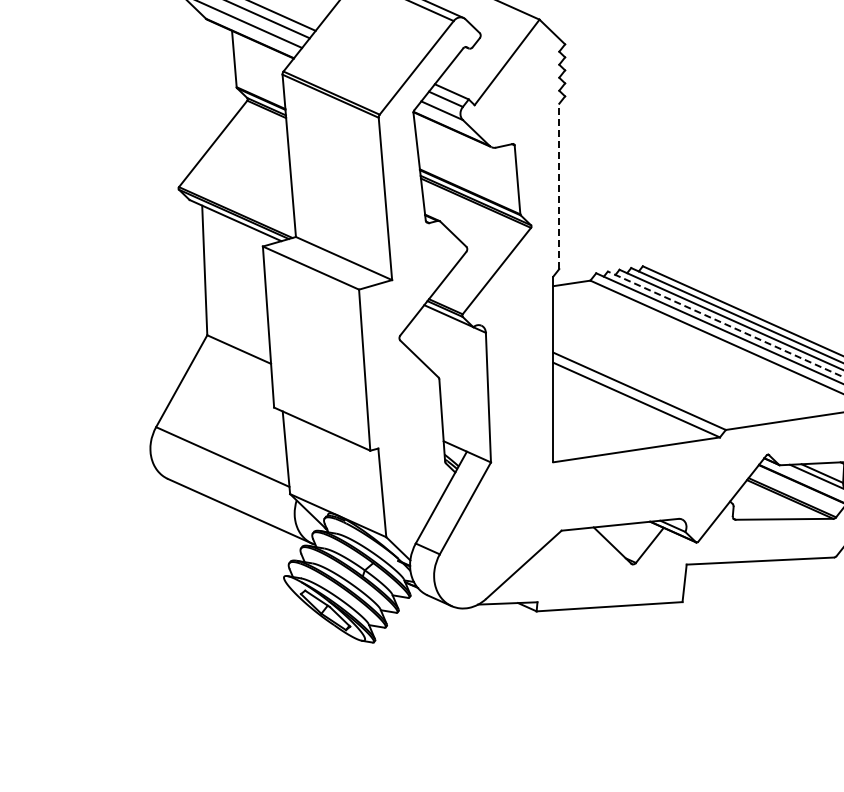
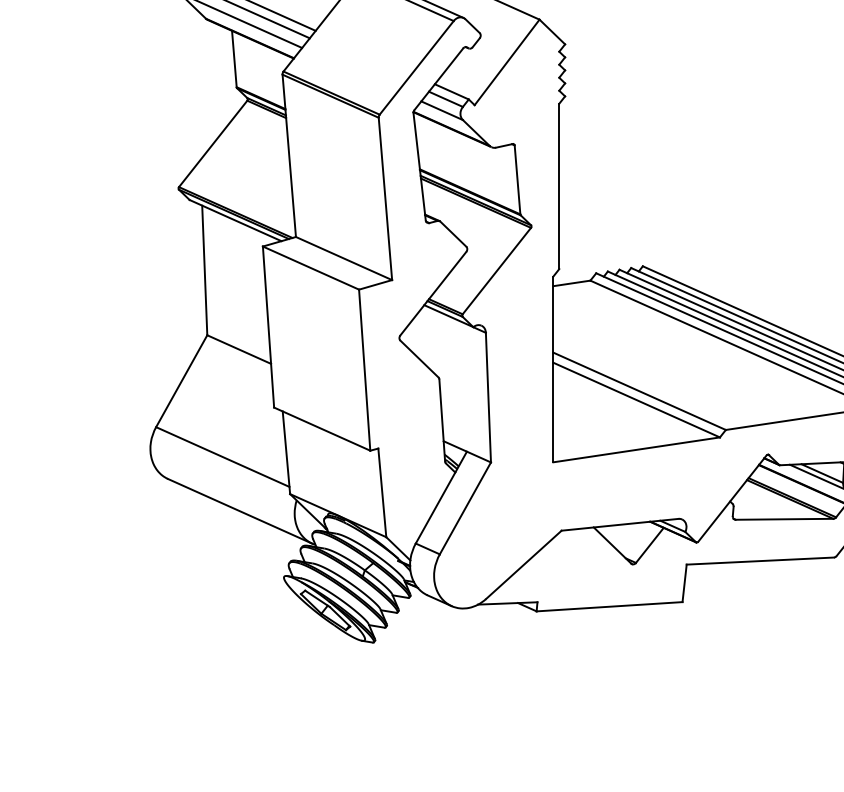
line: dashed -> solid (559, 186)
line: dashed -> solid (725, 324)
